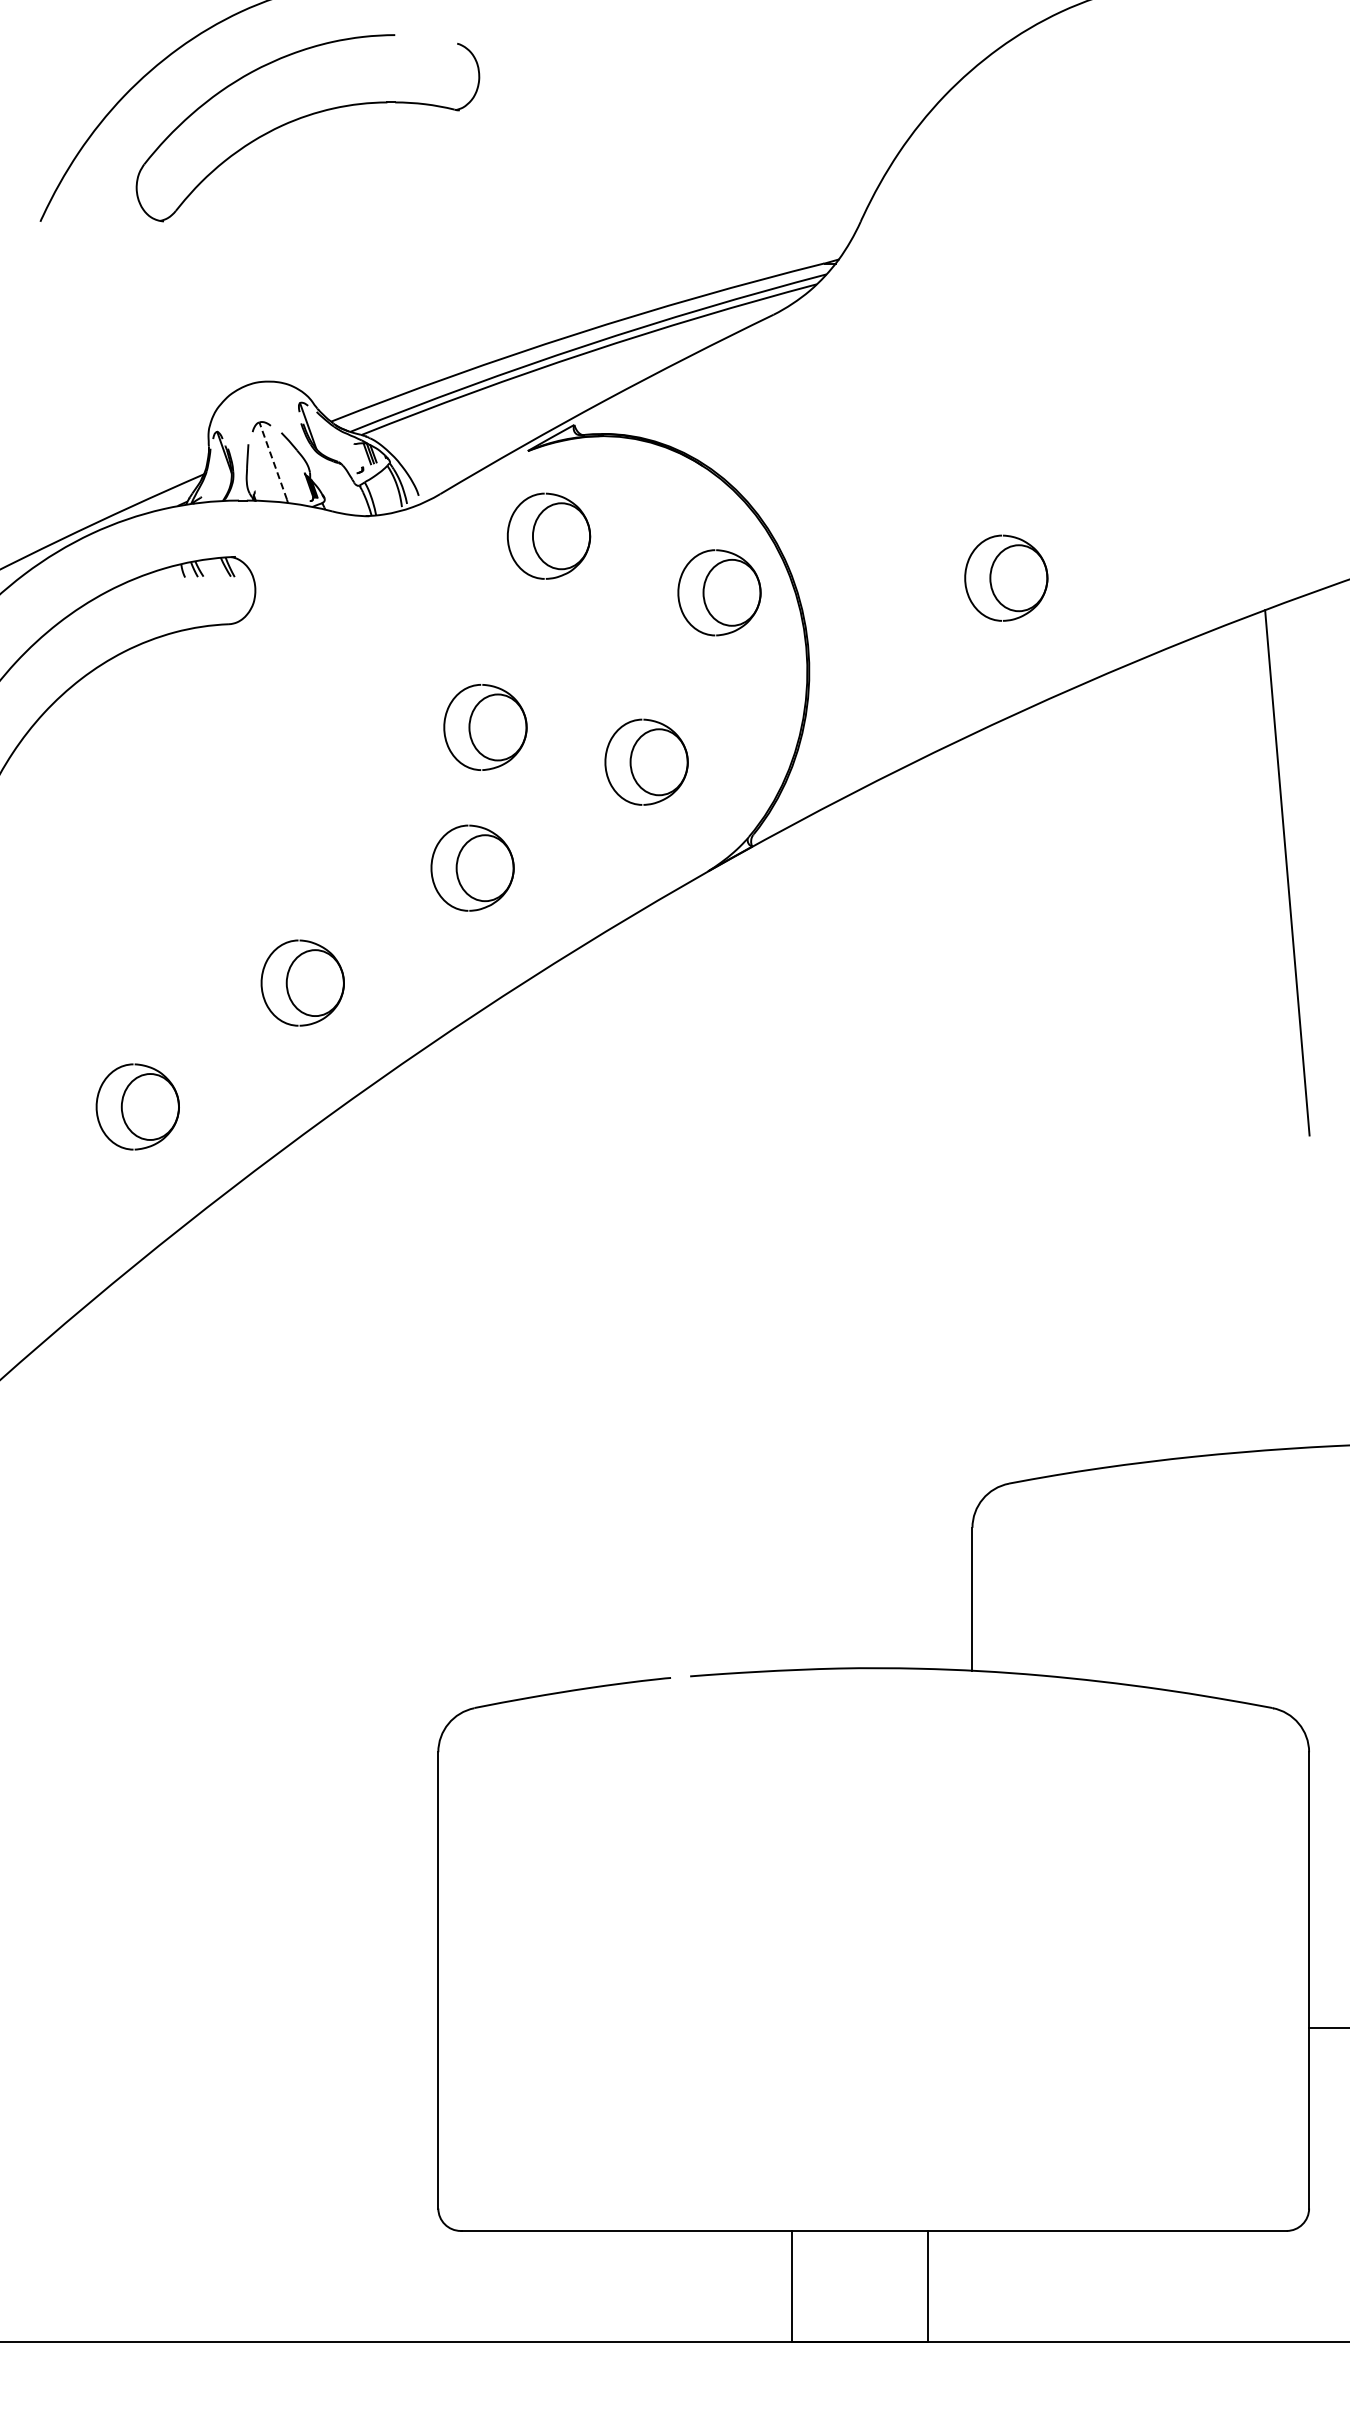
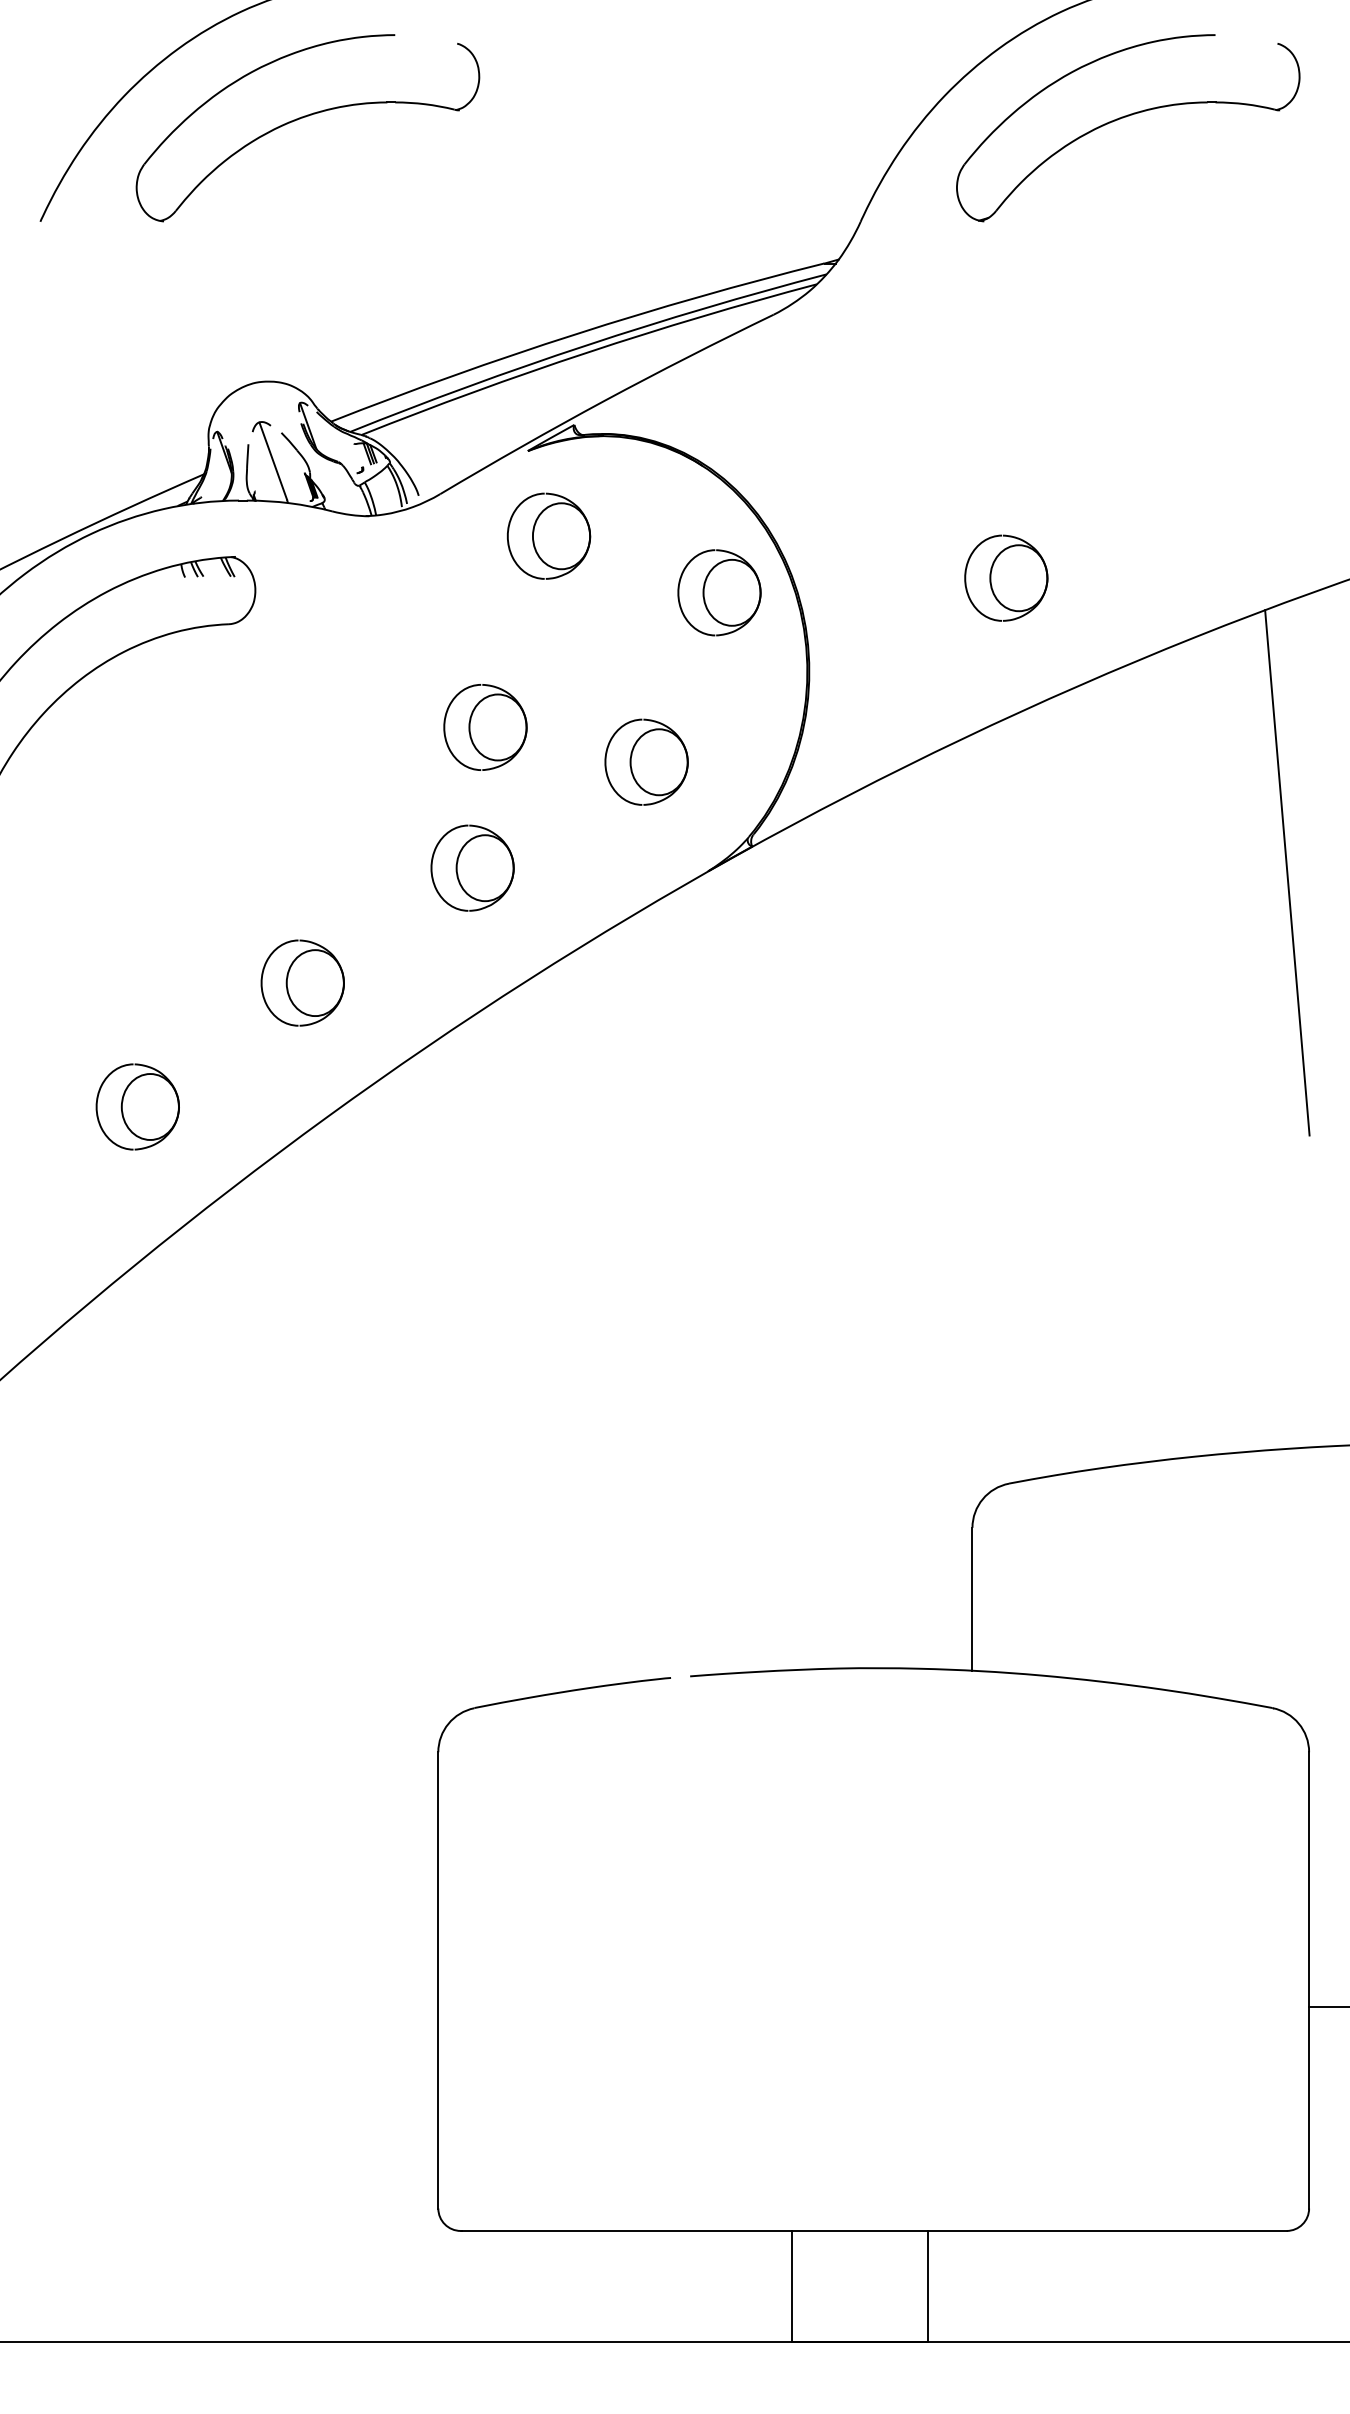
part: none -> present (1126, 117)
line: dashed -> solid (273, 461)
line position: (1327, 2027) -> (1327, 2006) (1327, 2006)
